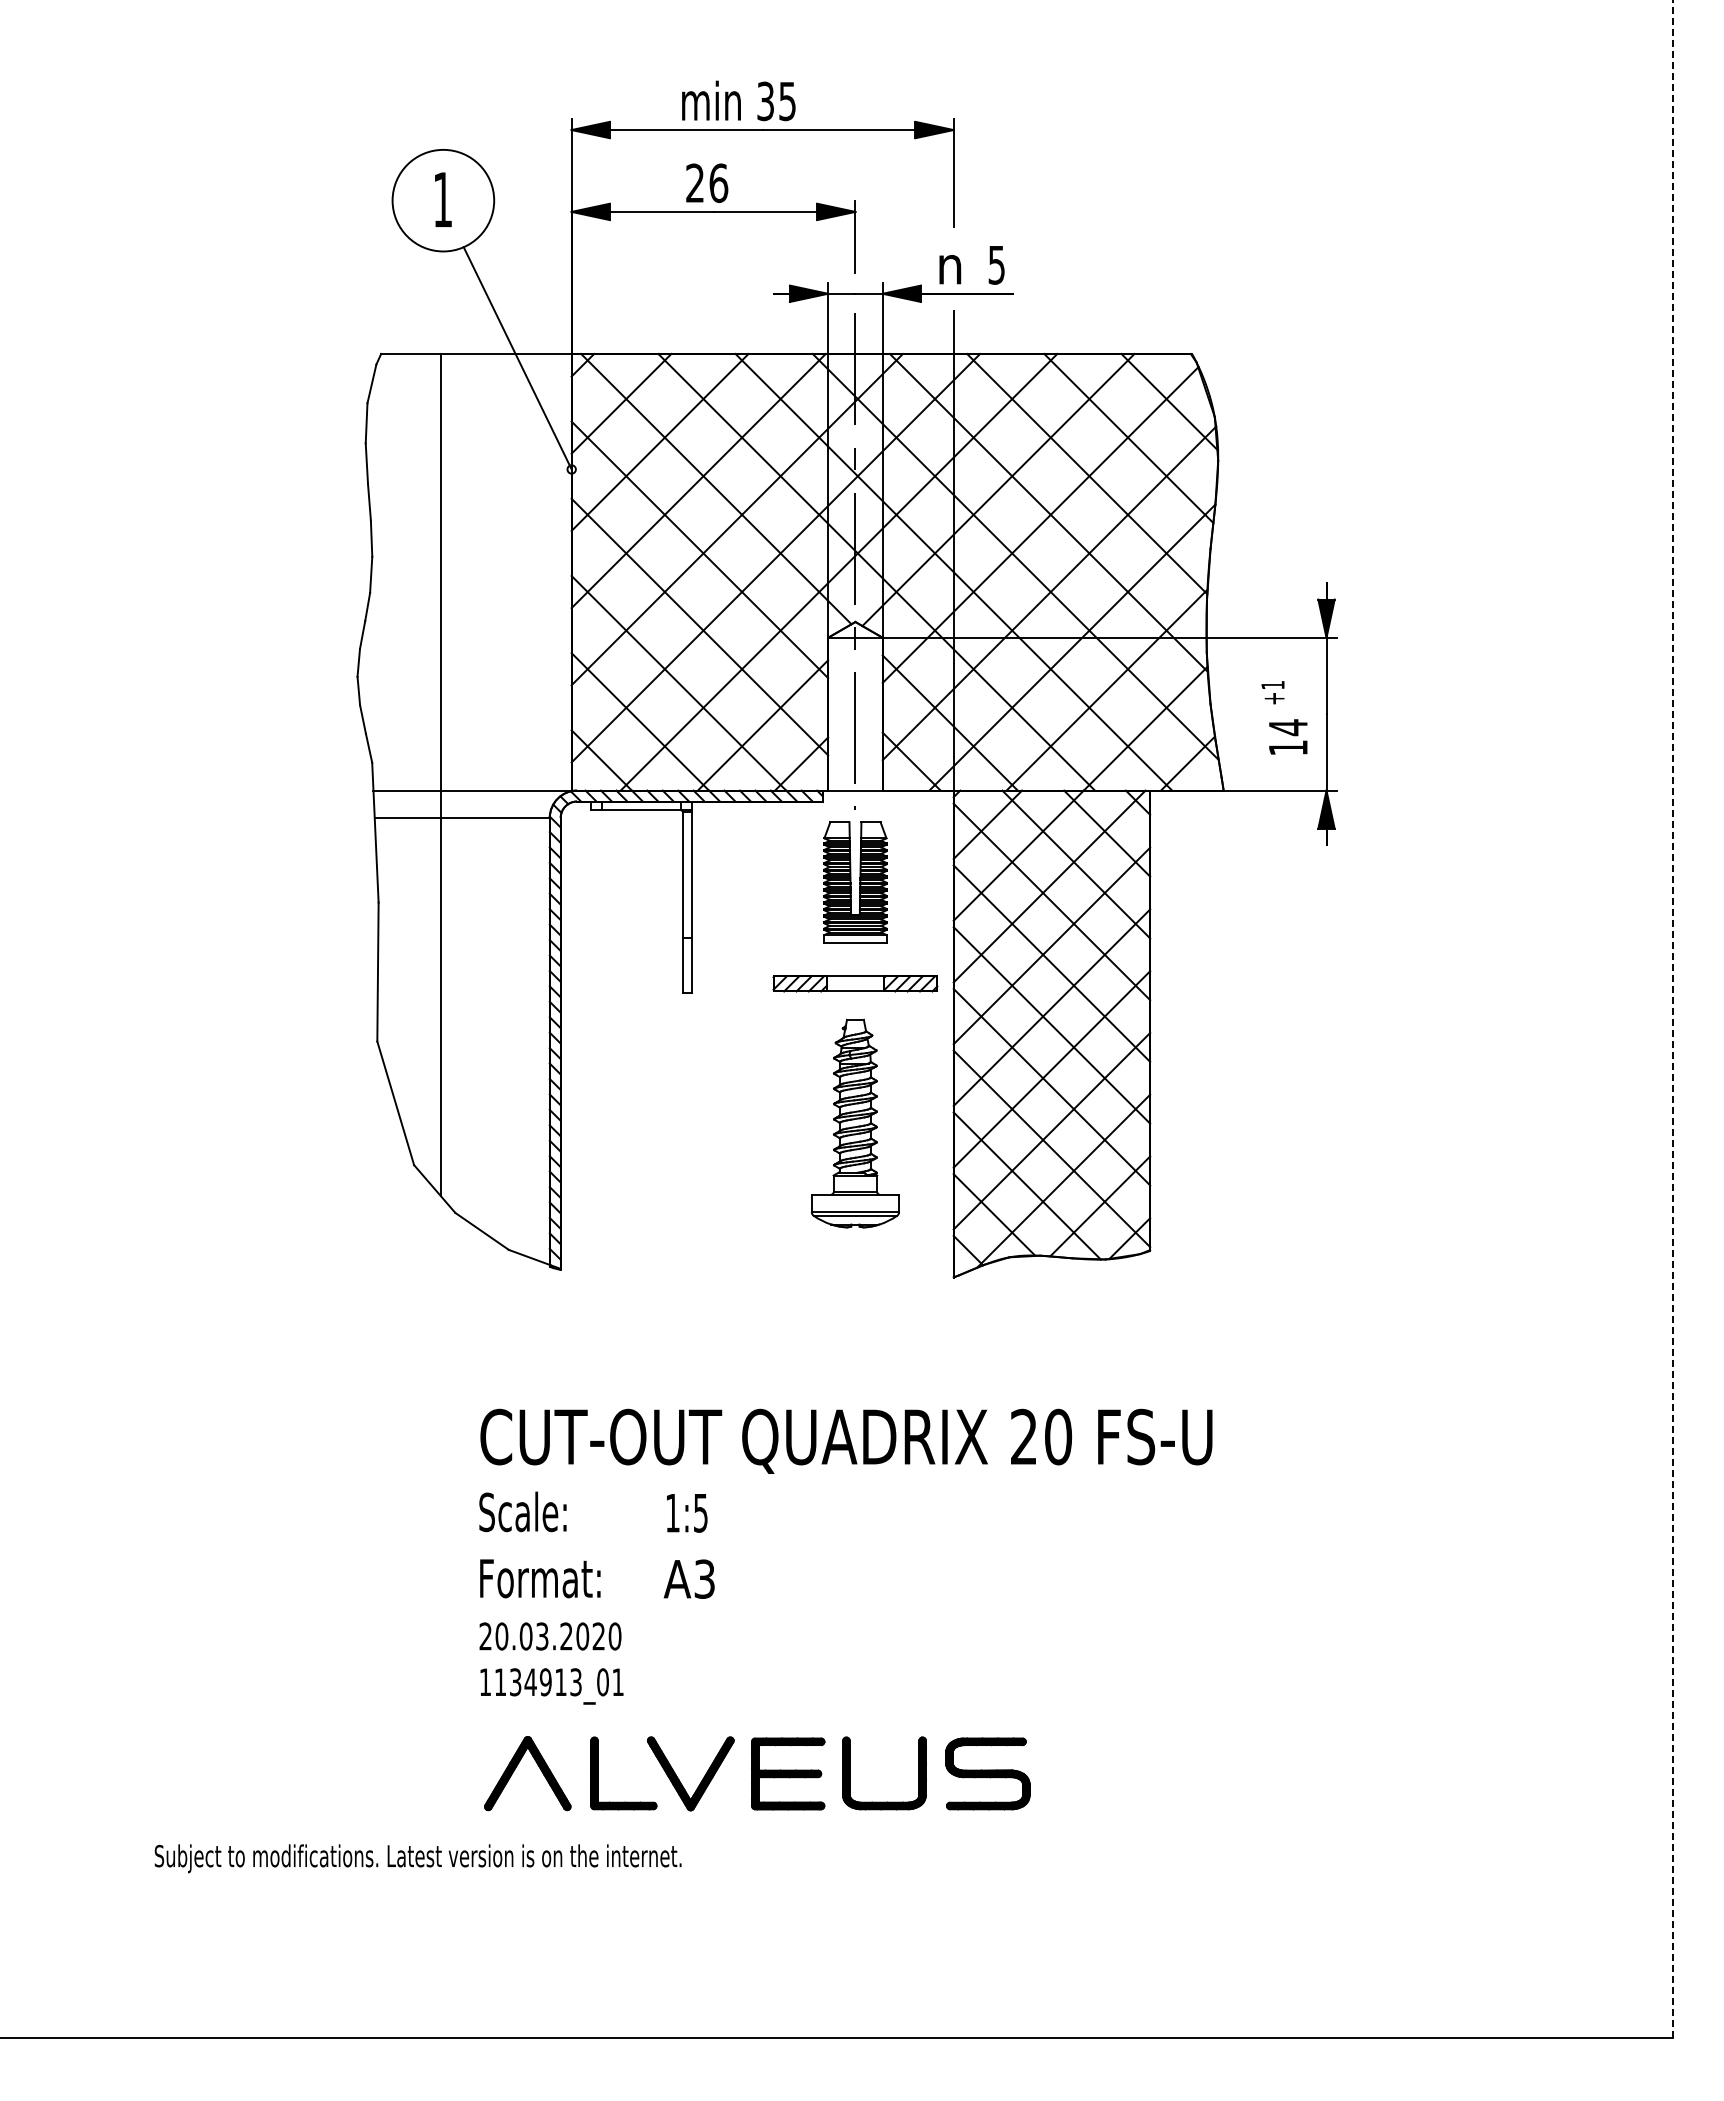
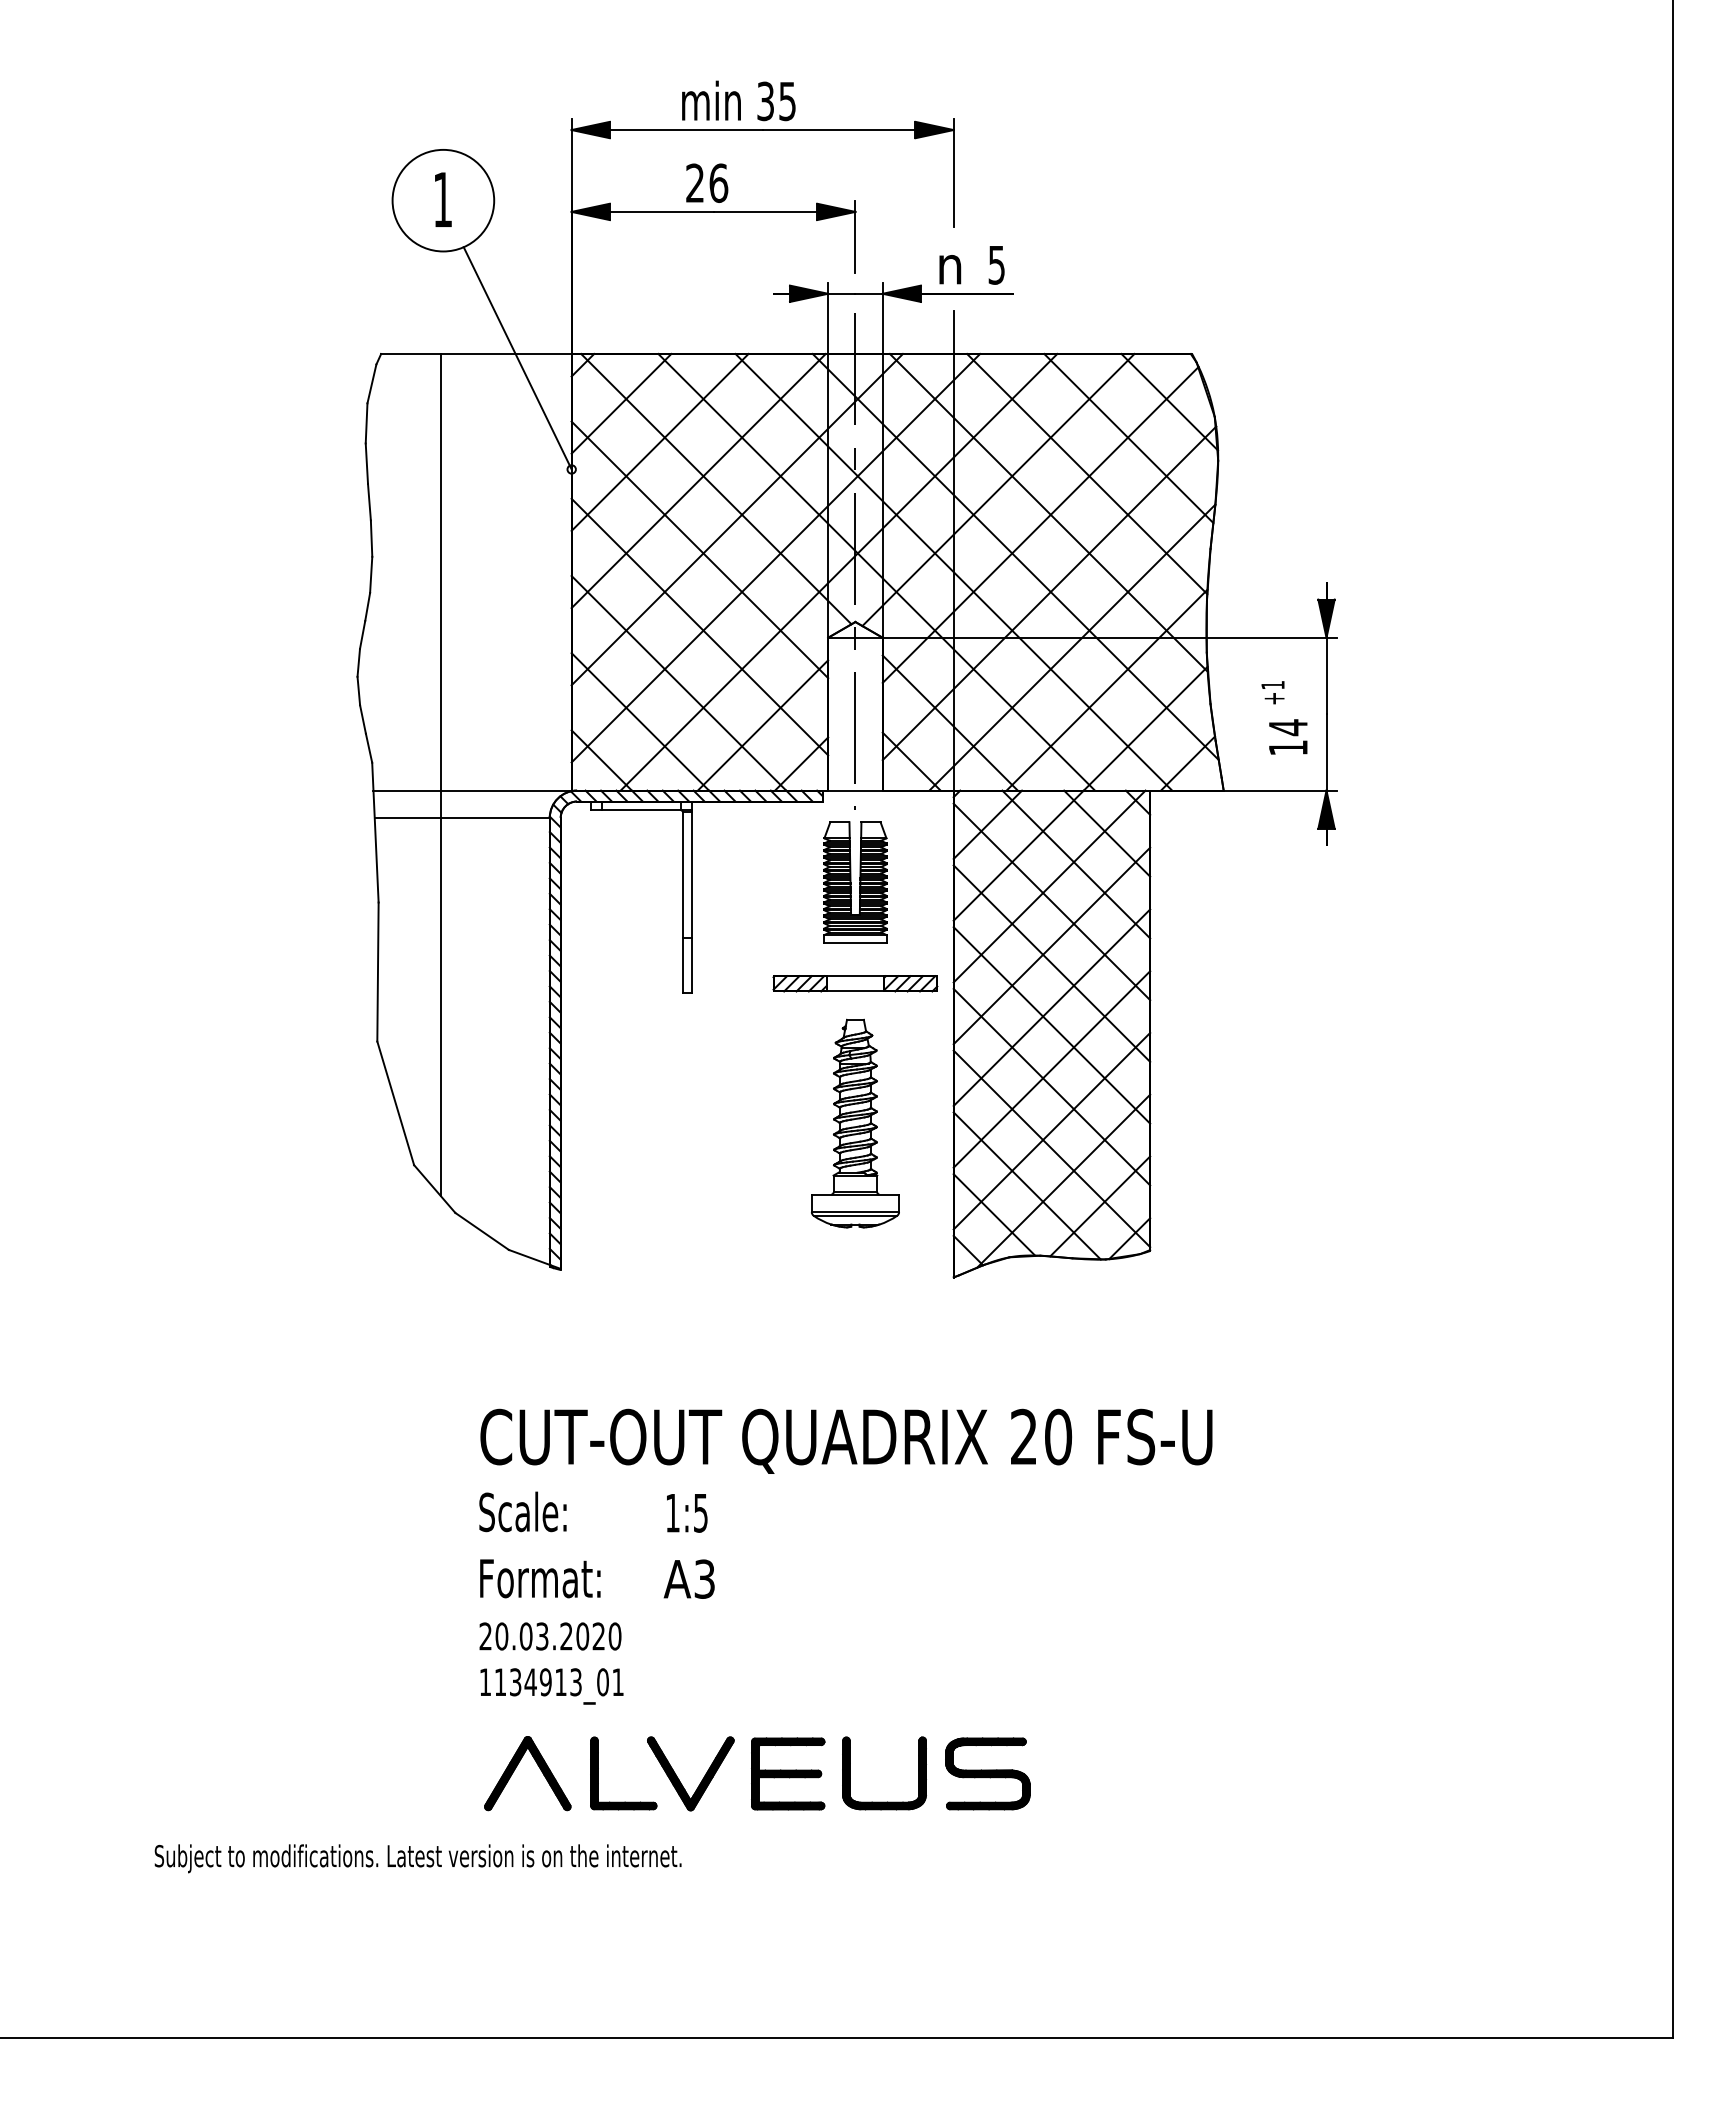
line: dashed -> solid (1672, 1019)
